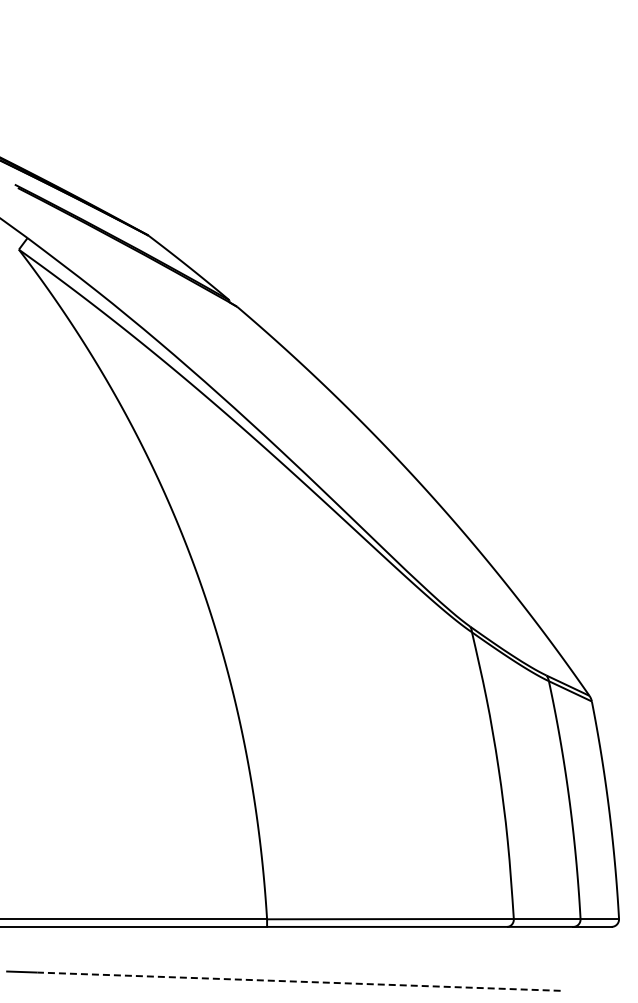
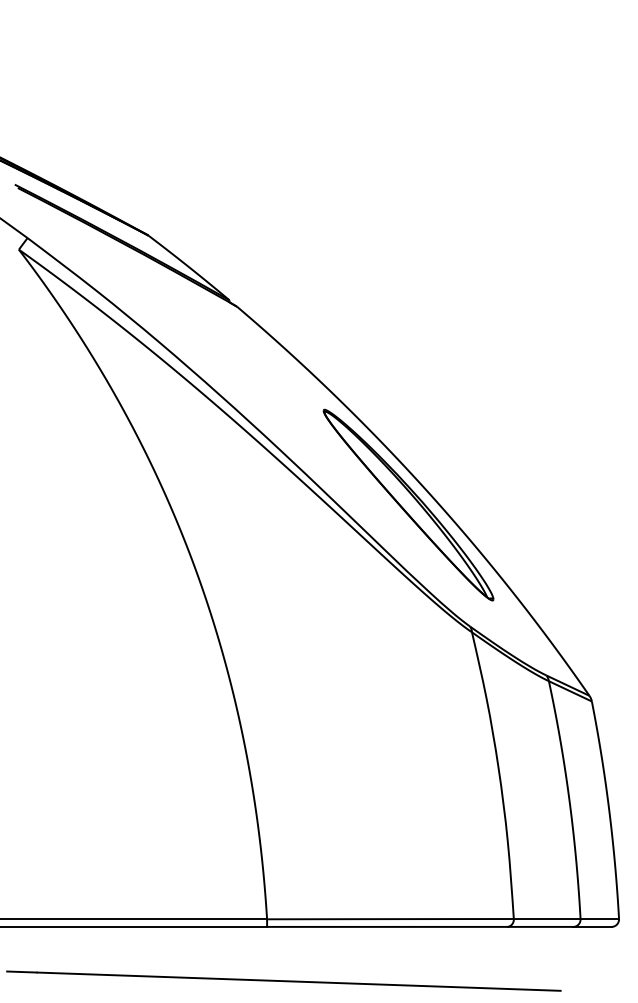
part: none -> present (408, 504)
line: dashed -> solid (299, 981)
